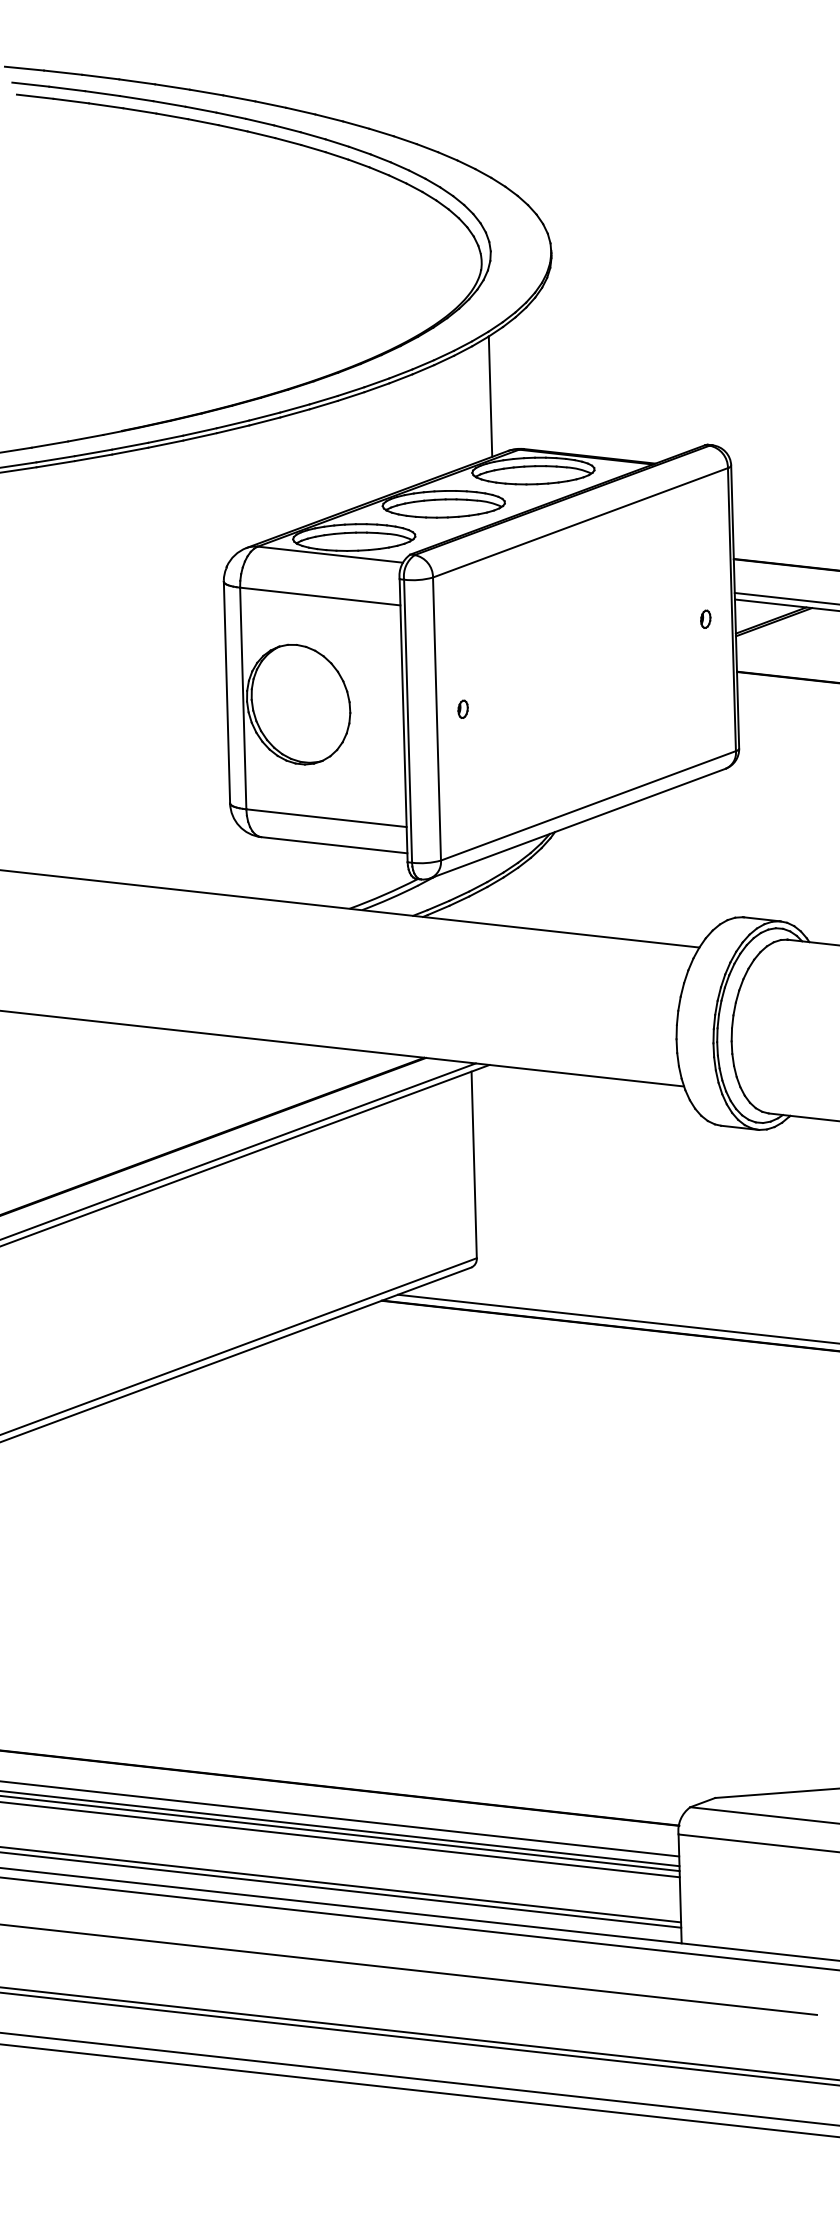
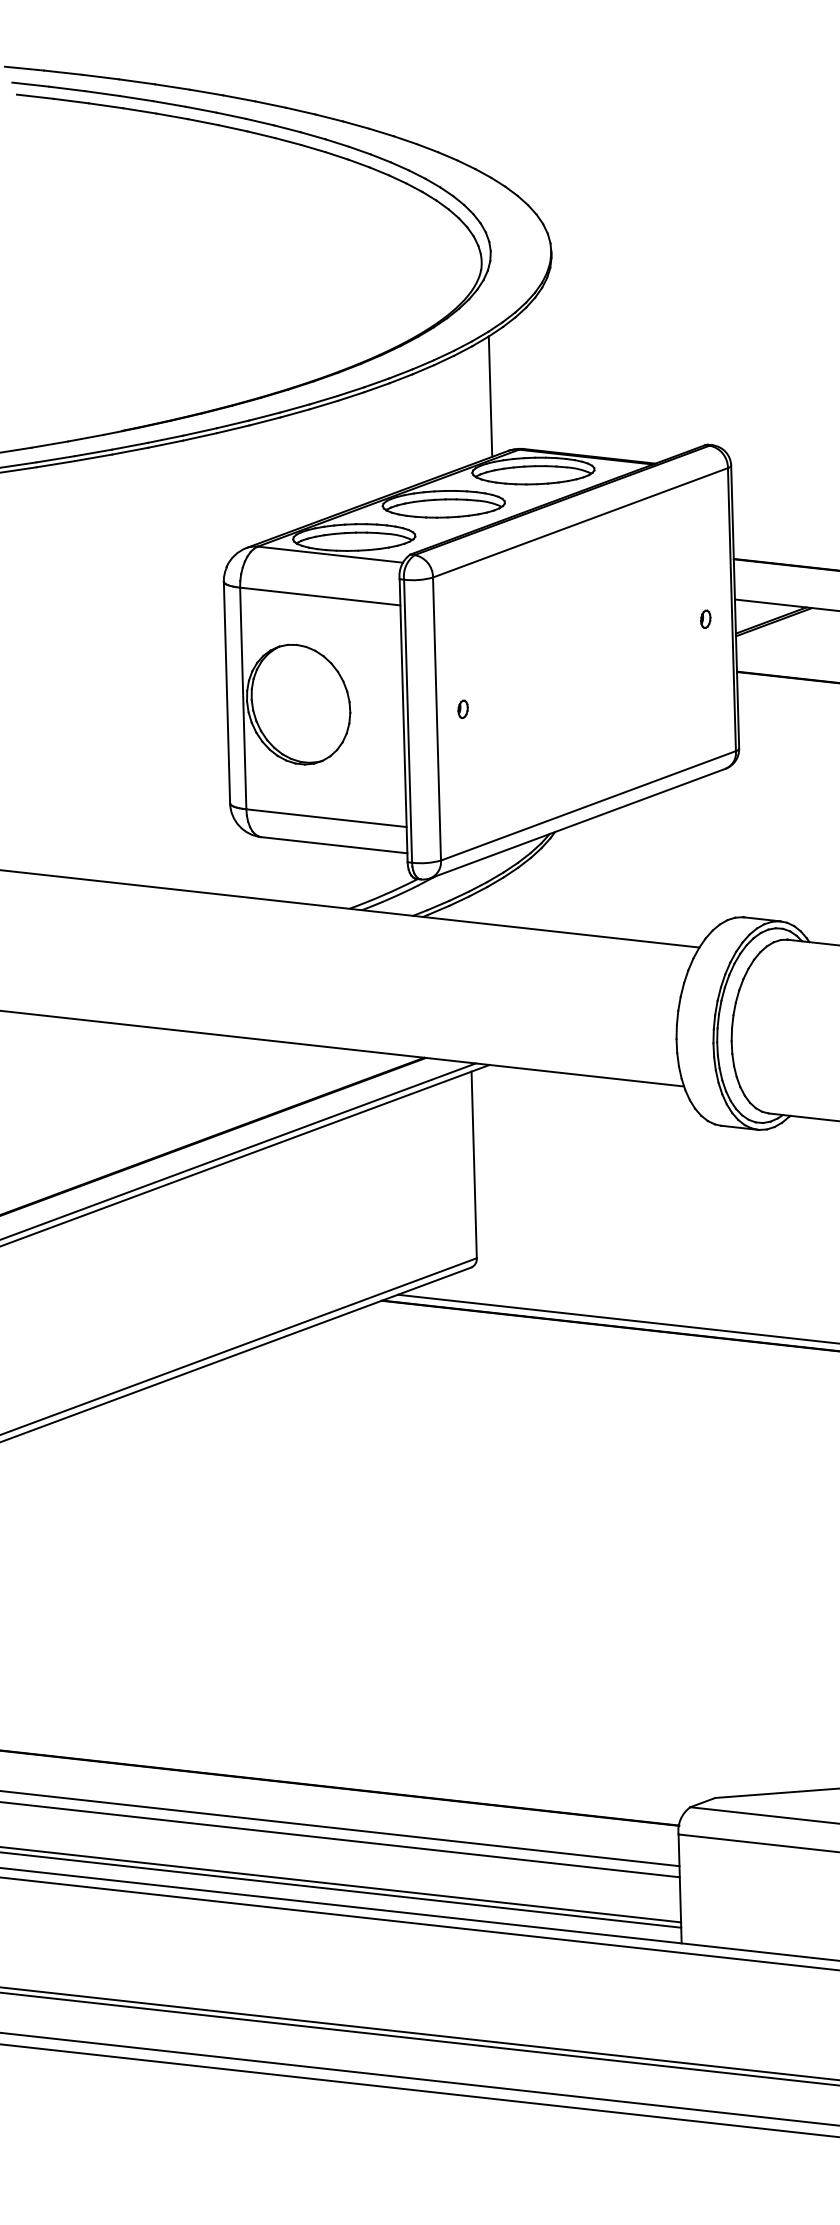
line: present -> none (785, 598)
line: present -> none (340, 1818)
line: present -> none (340, 1833)
line: present -> none (409, 1969)
